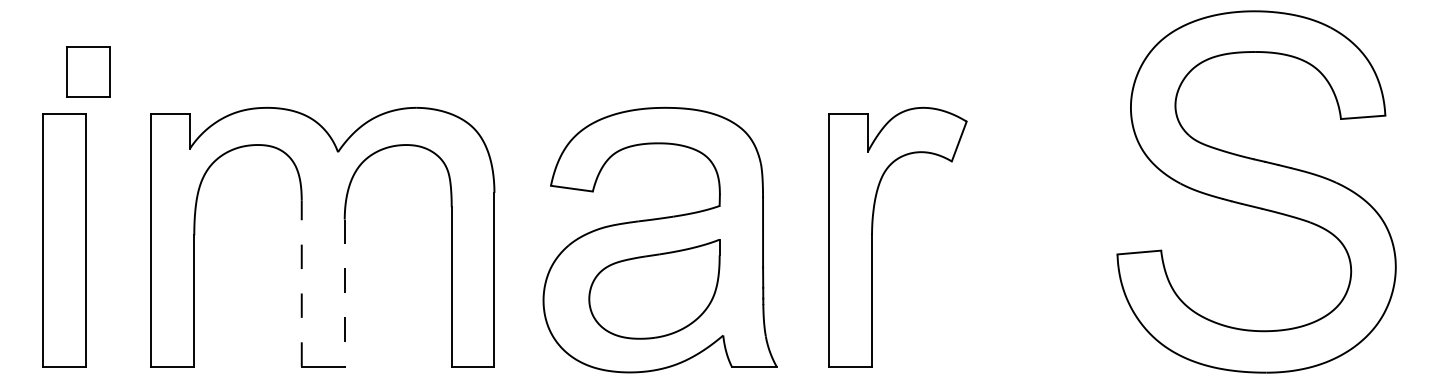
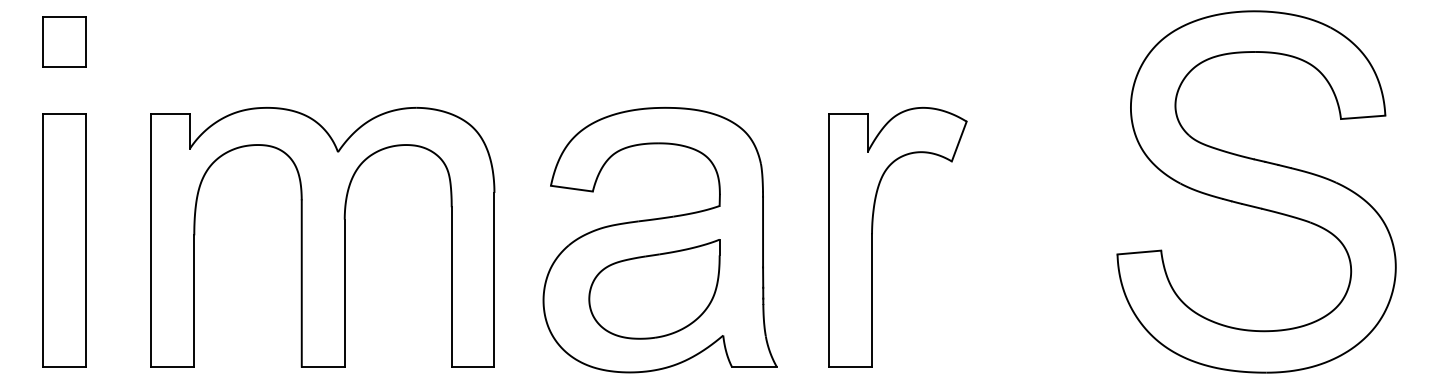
part position: (88, 71) -> (64, 41) (64, 41)
line: dashed -> solid (301, 283)
line: dashed -> solid (344, 293)
